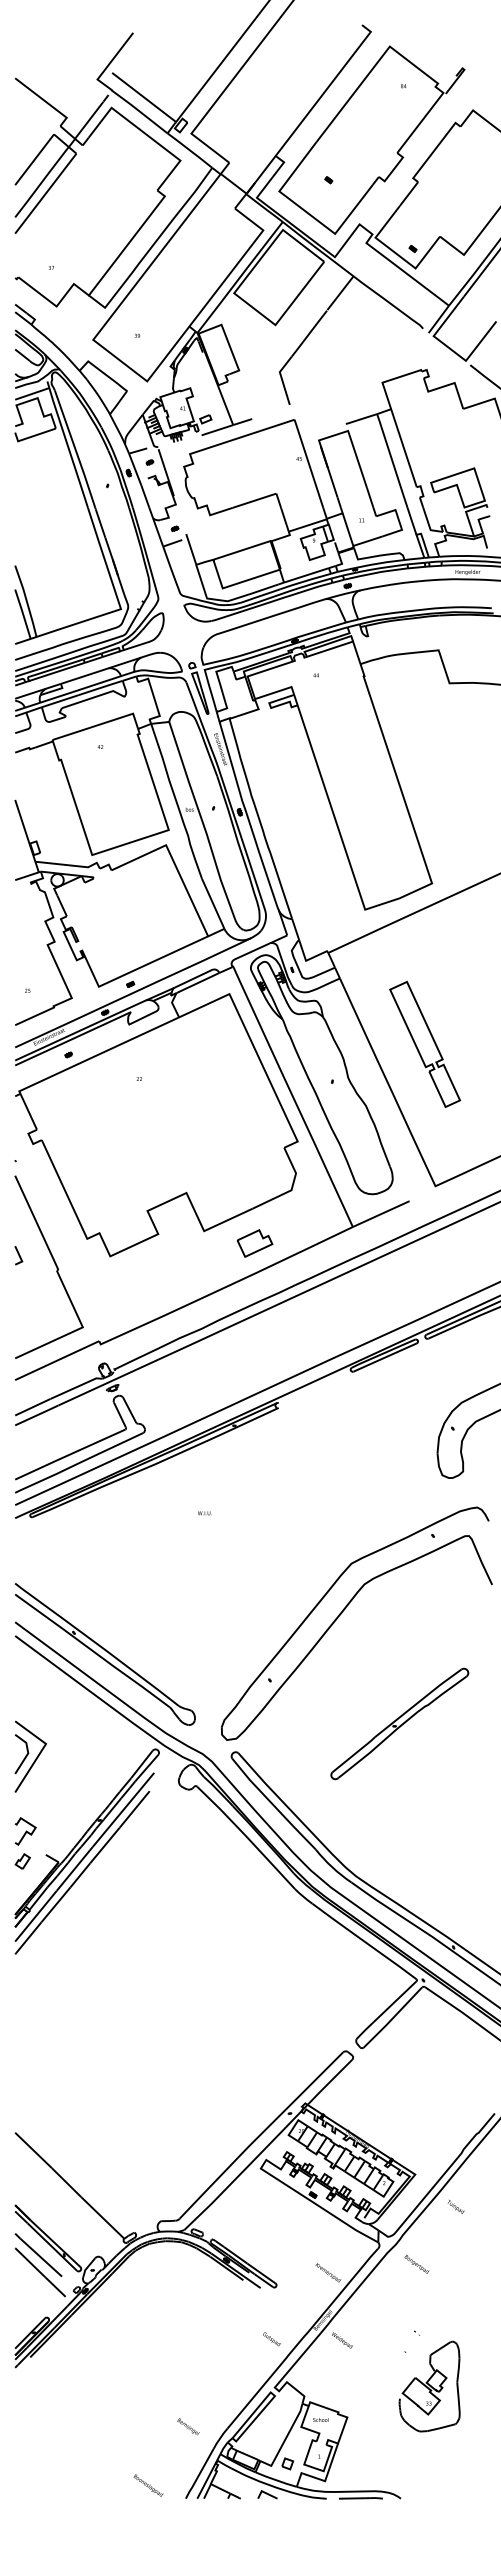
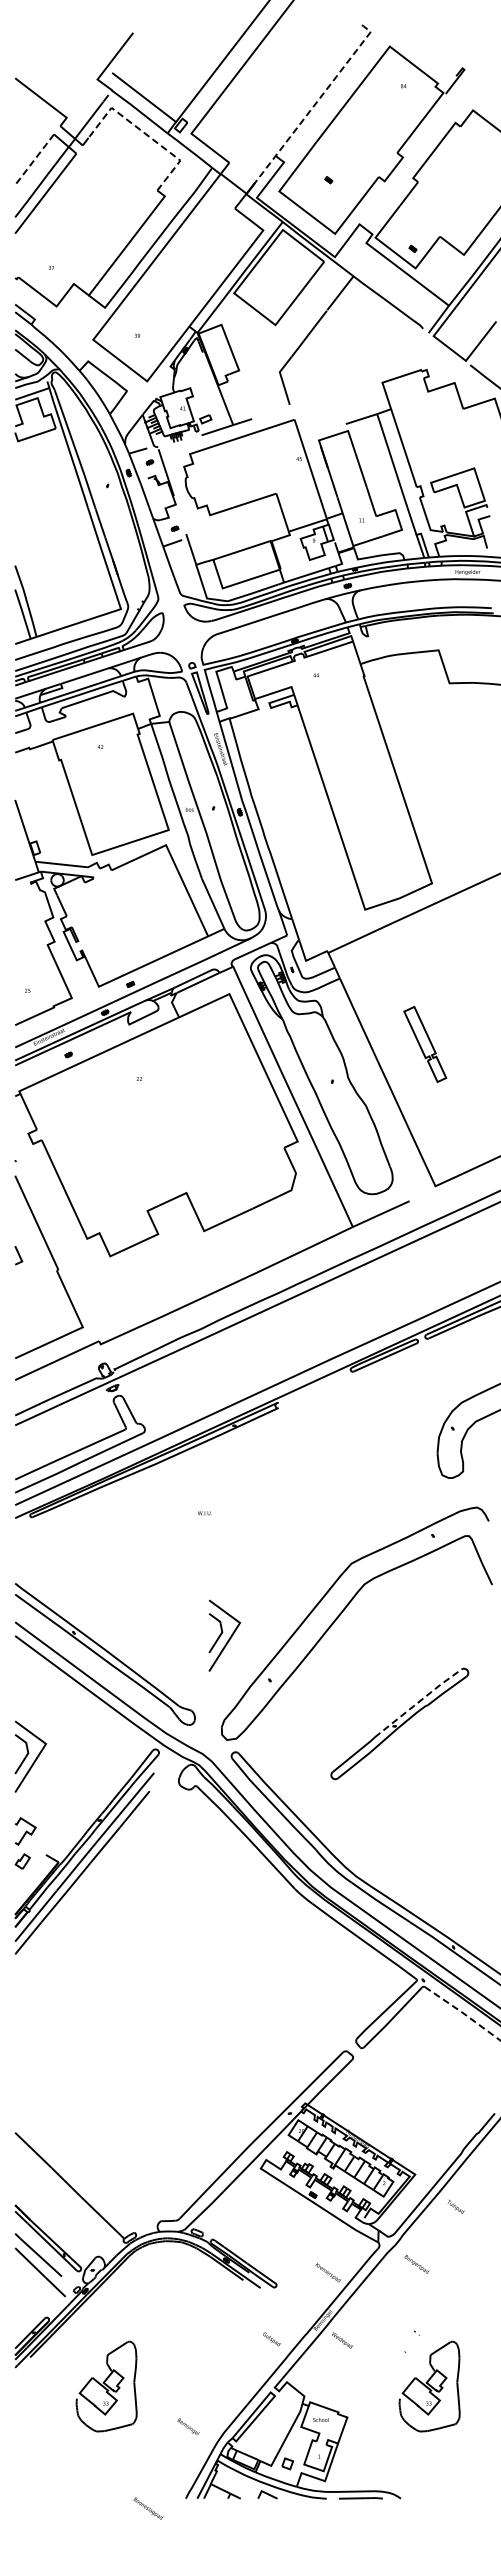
line: solid -> dashed (317, 101)
line: solid -> dashed (145, 133)
line: solid -> dashed (34, 159)
part size: 73x129 px -> 45x78 px (425, 1043)
part: present -> none (255, 1243)
part: none -> present (224, 1635)
line: solid -> dashed (418, 1702)
line: solid -> dashed (462, 2012)
part: none -> present (106, 2386)
text position: (148, 2485) -> (148, 2508) (148, 2508)
